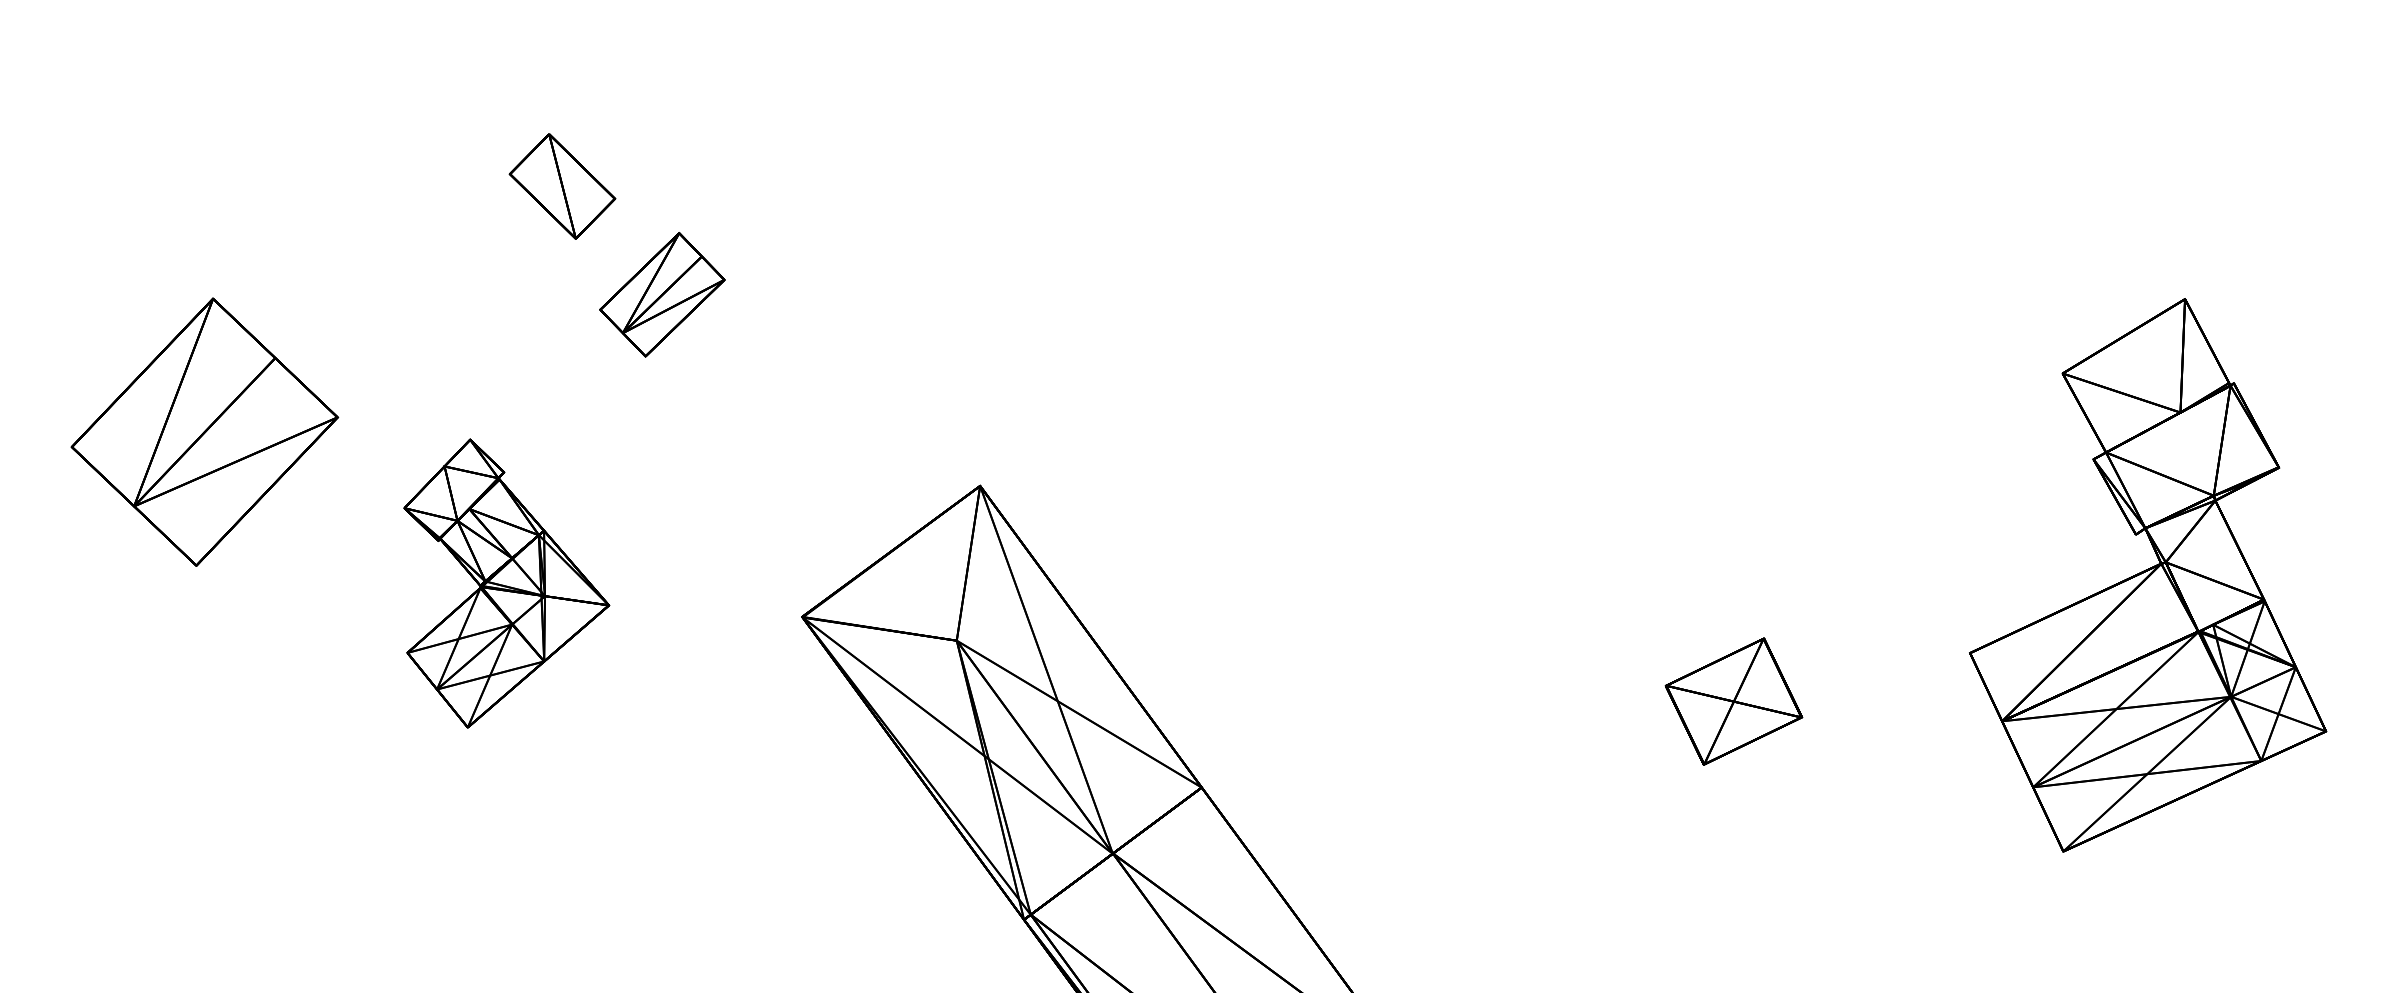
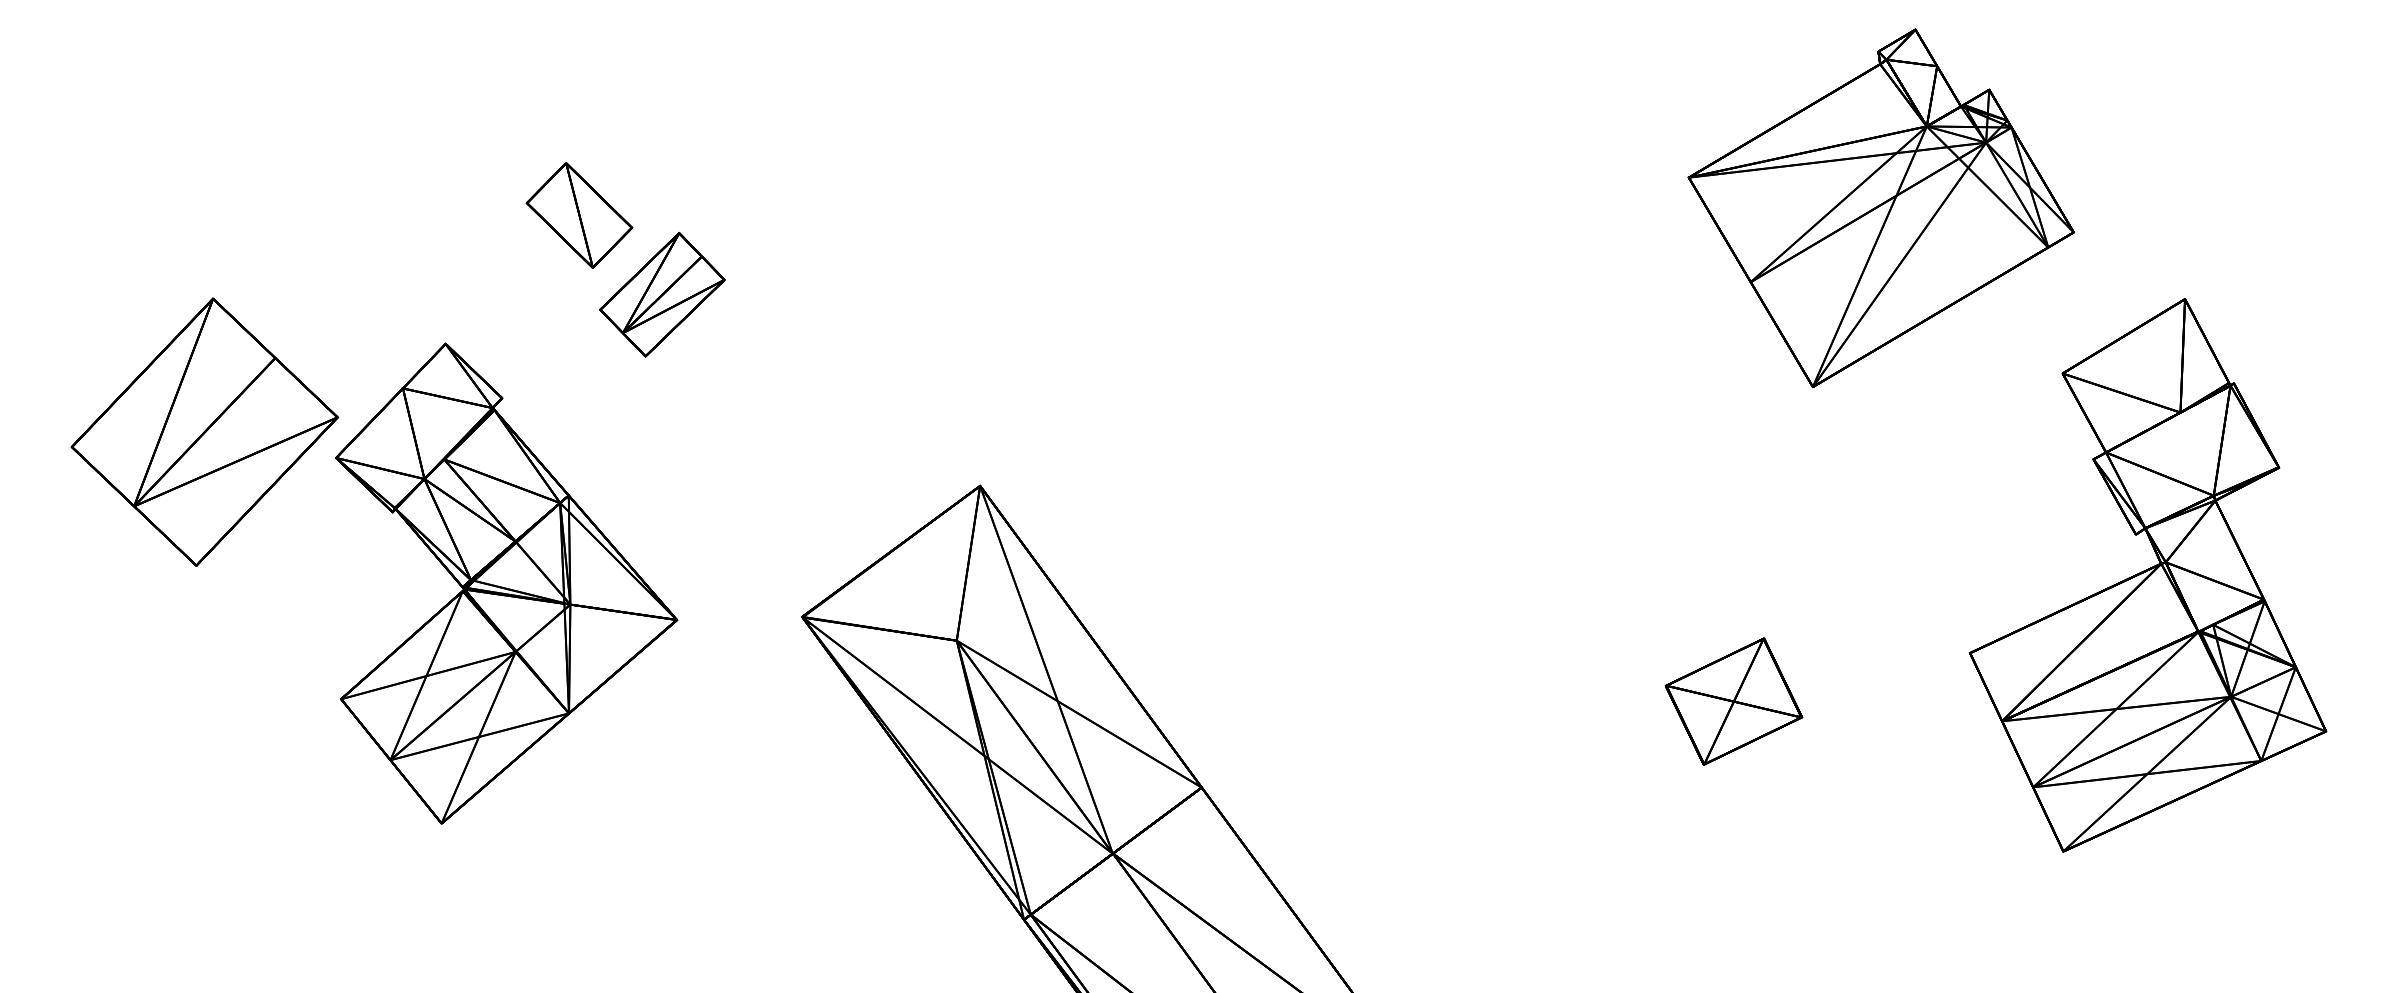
part position: (562, 186) -> (579, 215) (579, 215)
part: none -> present (1880, 208)
part size: 208x291 px -> 344x483 px (506, 583)
